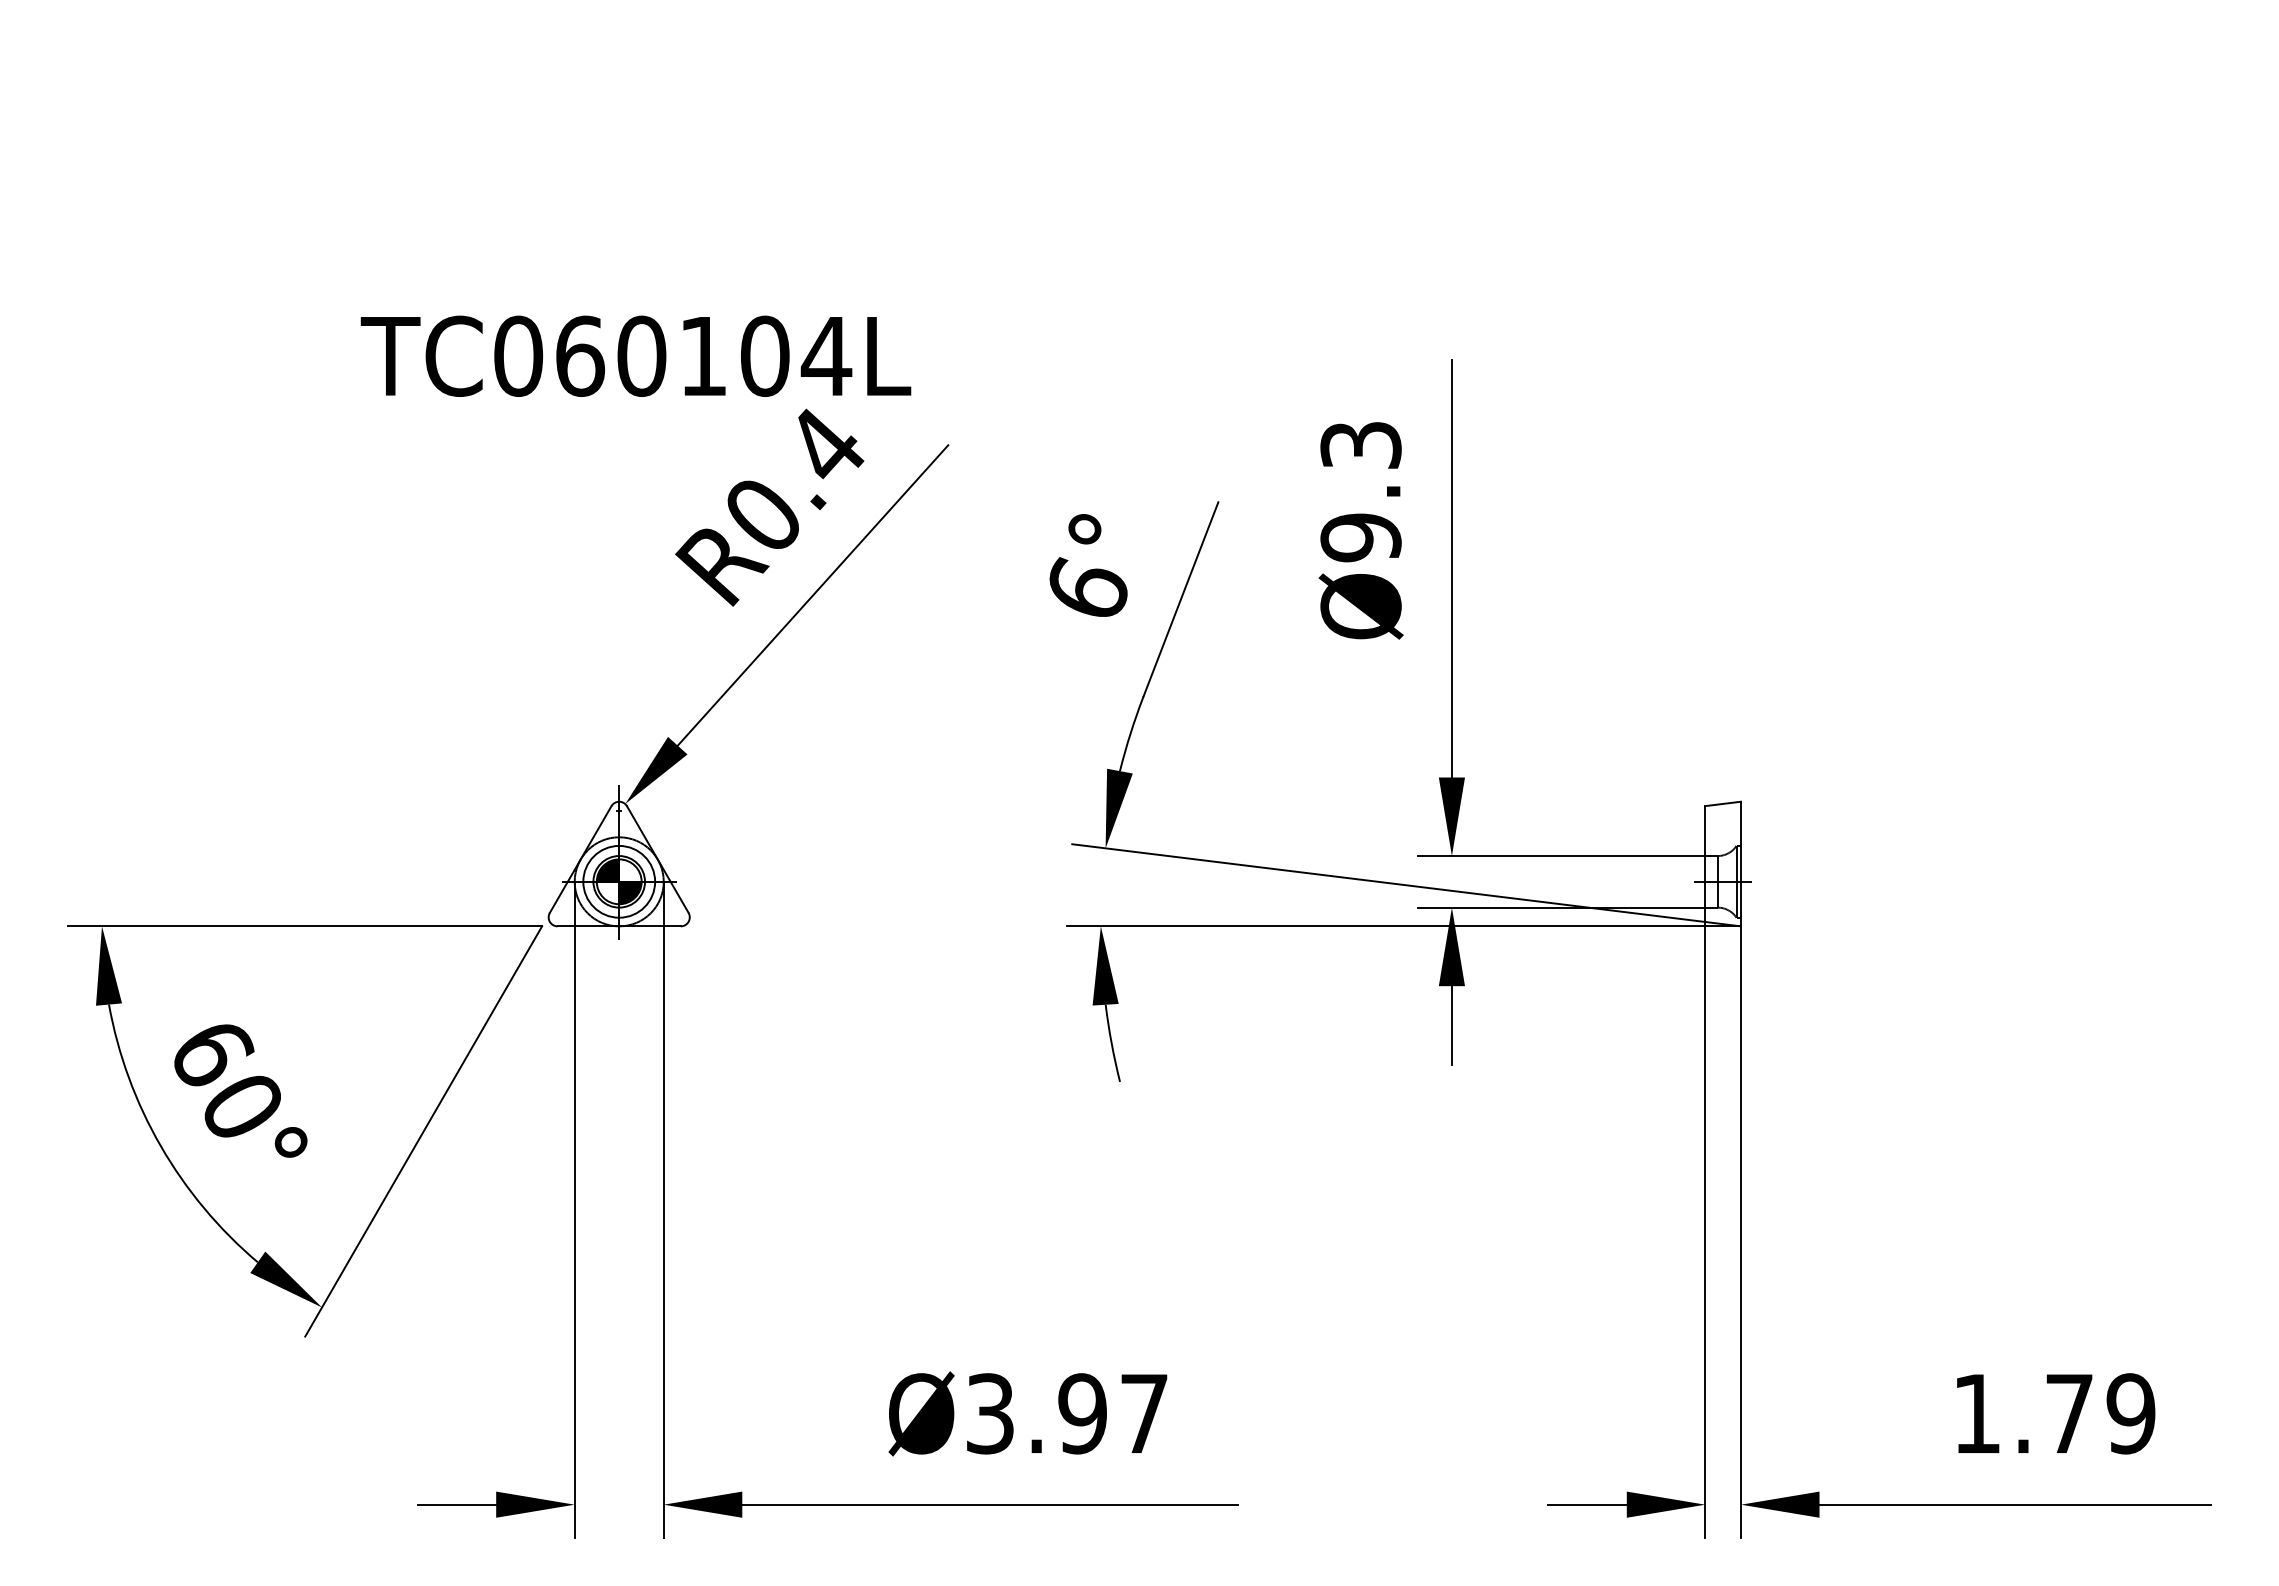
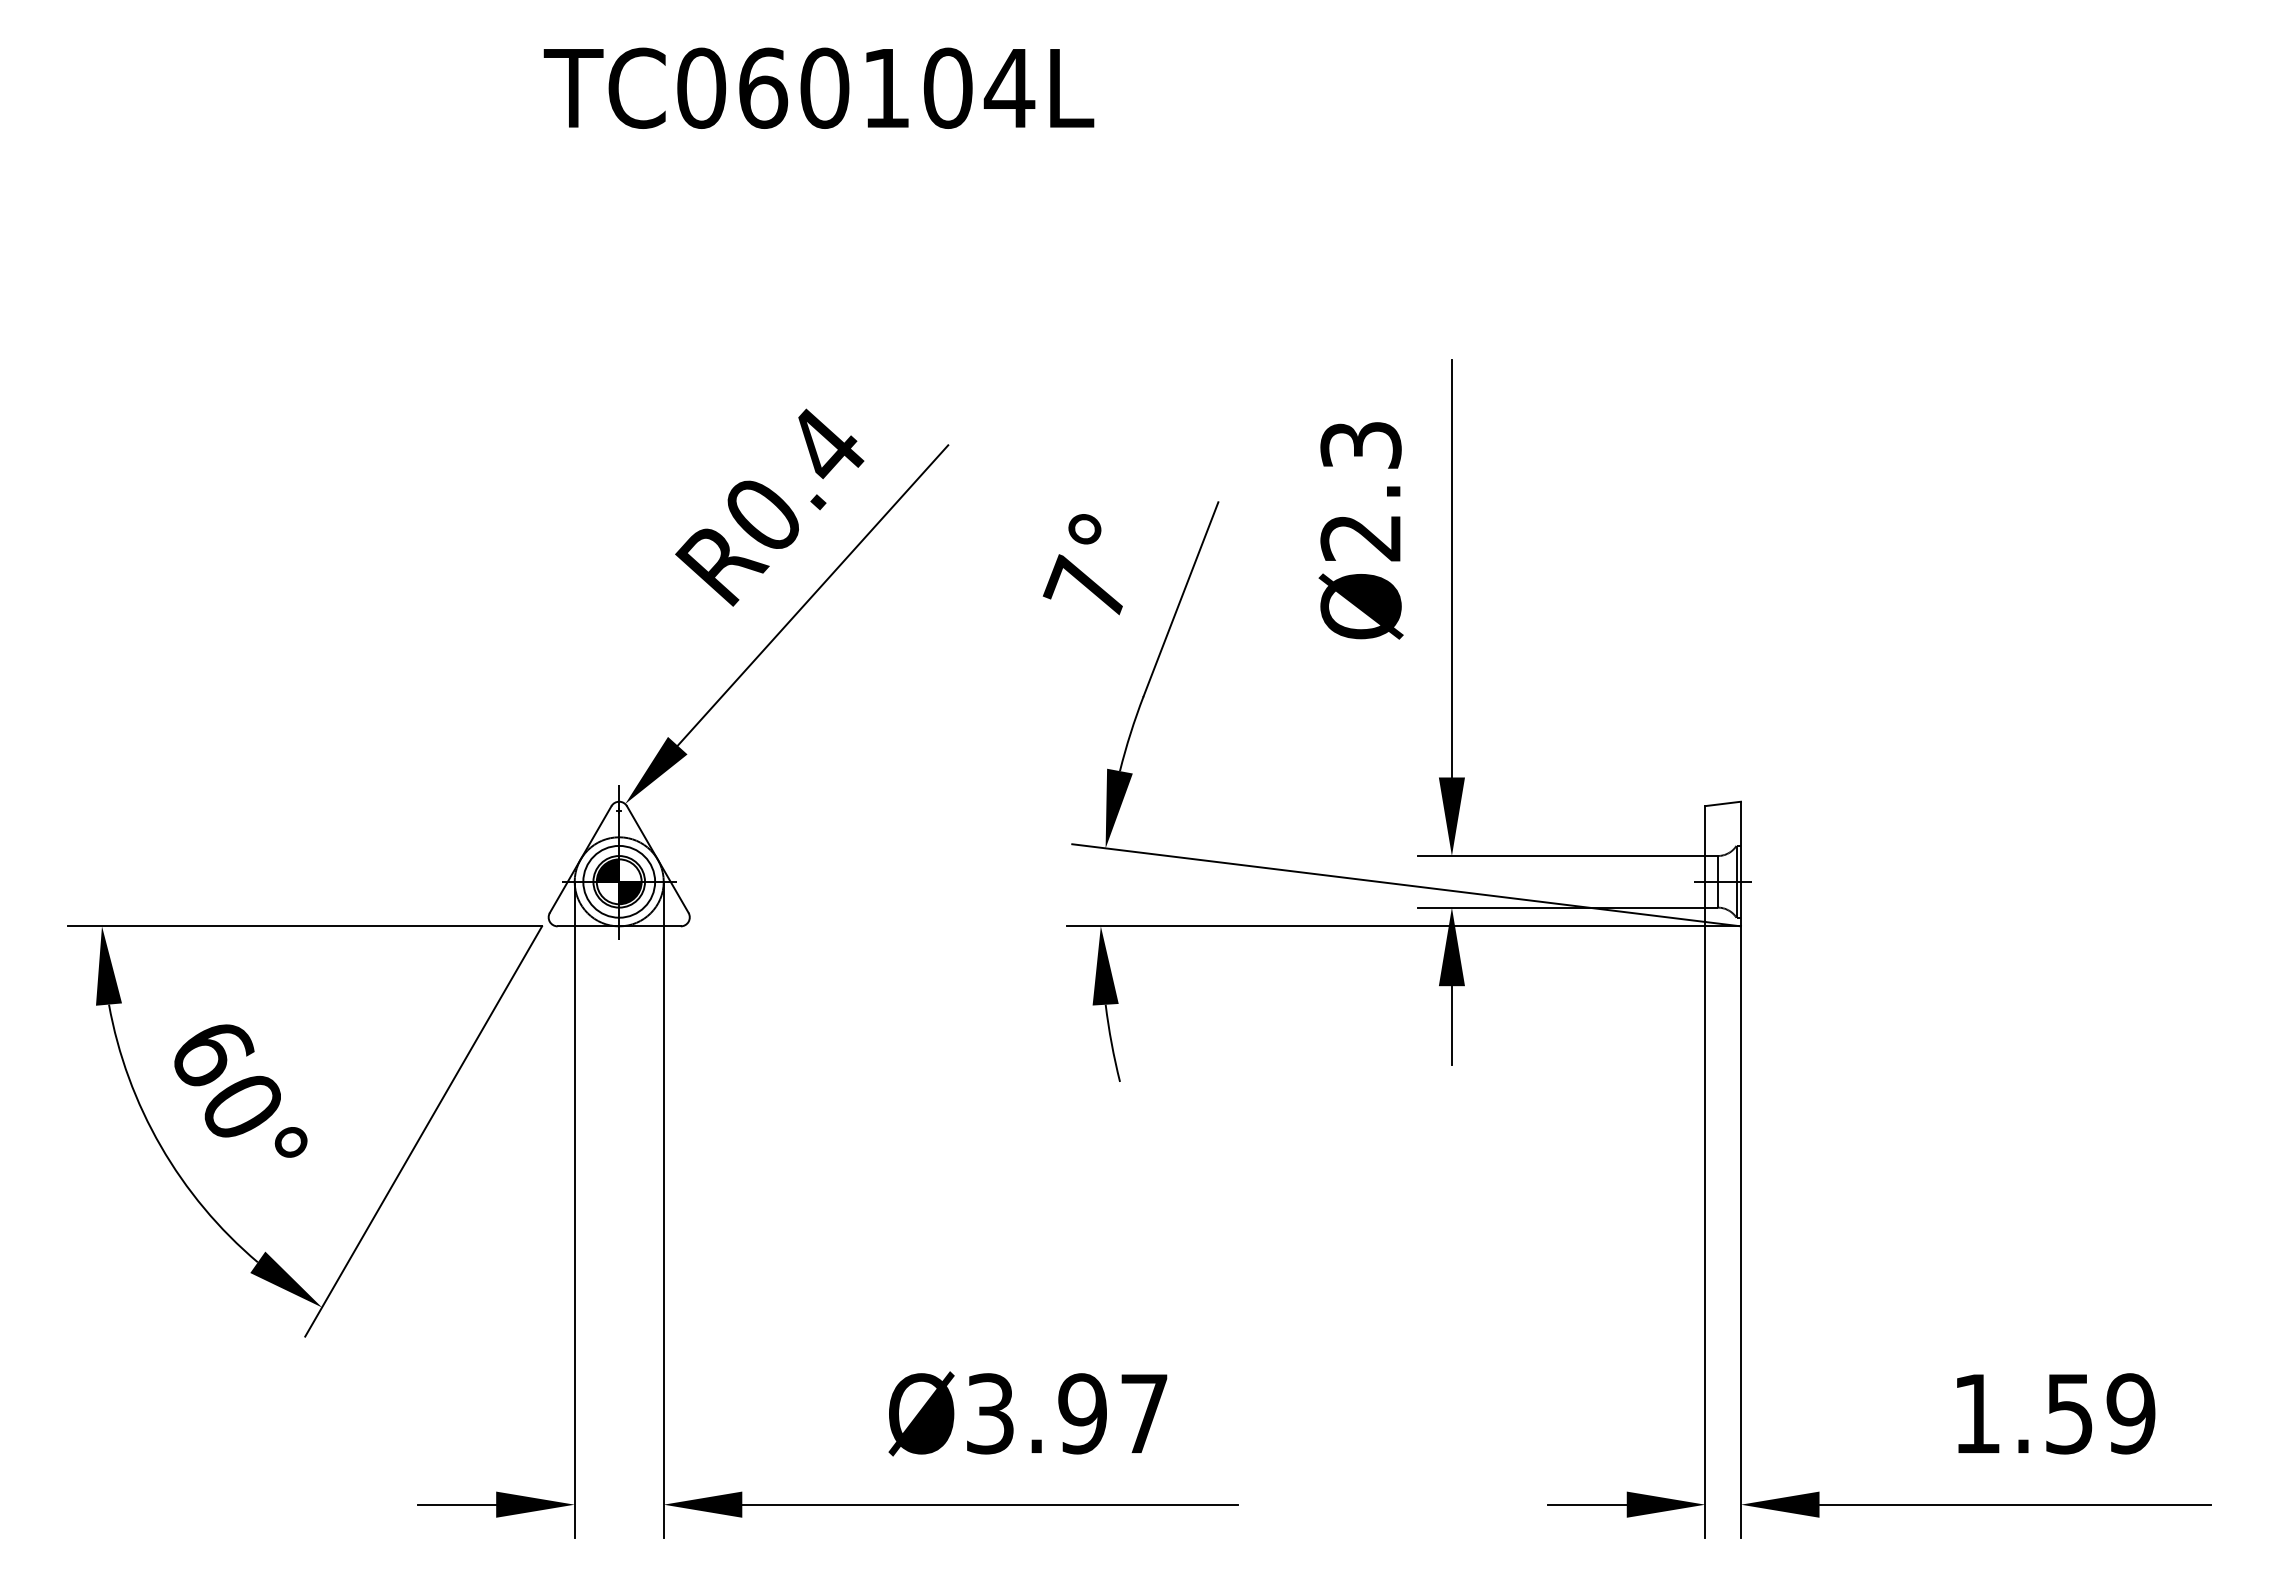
text position: (635, 355) -> (818, 87) (818, 87)
text: Ø9.3 -> Ø2.3 (1360, 537)
text: 6° -> 7° (1084, 585)
text: 1.79 -> 1.59 (2069, 1414)
